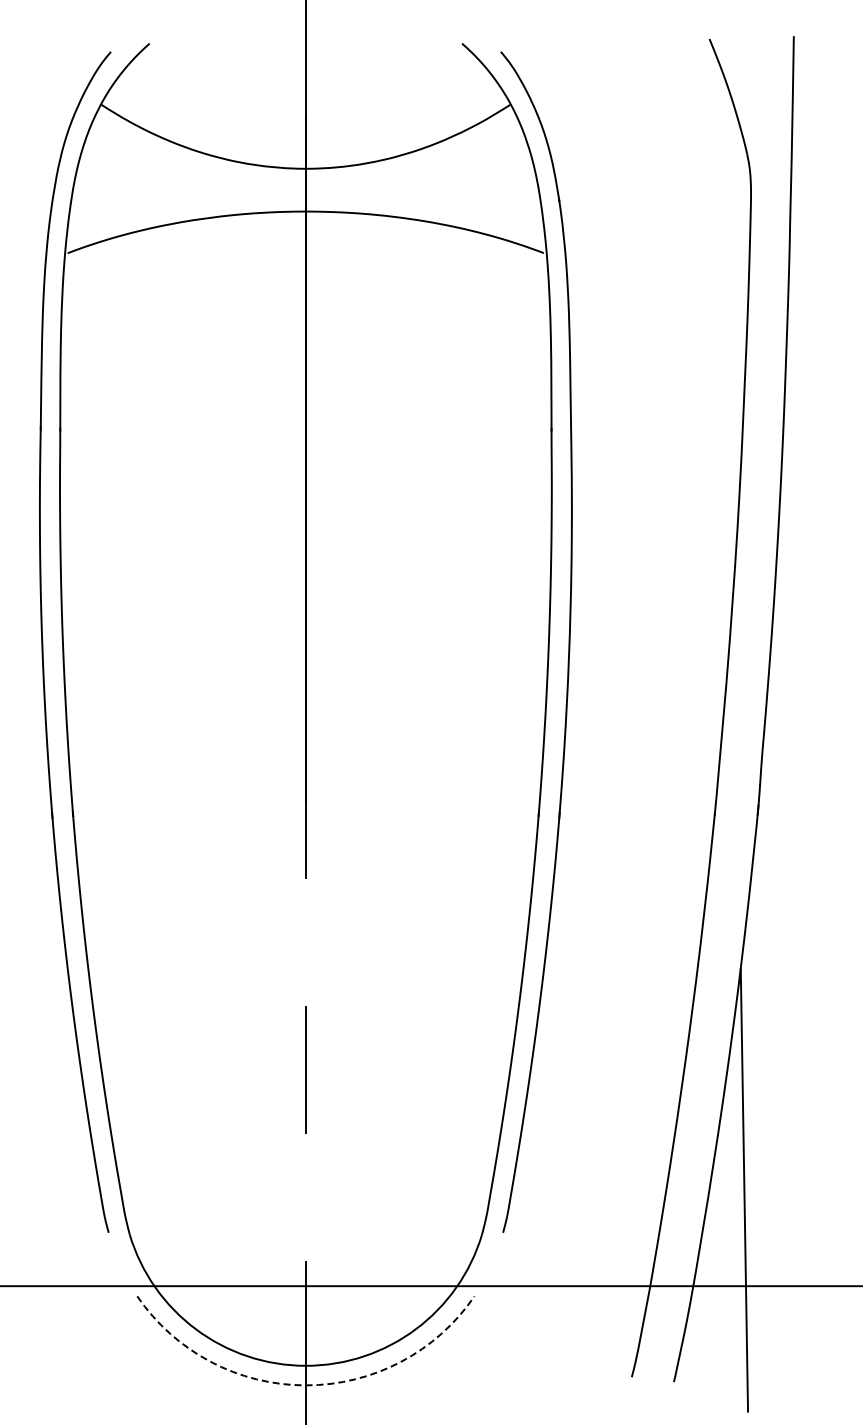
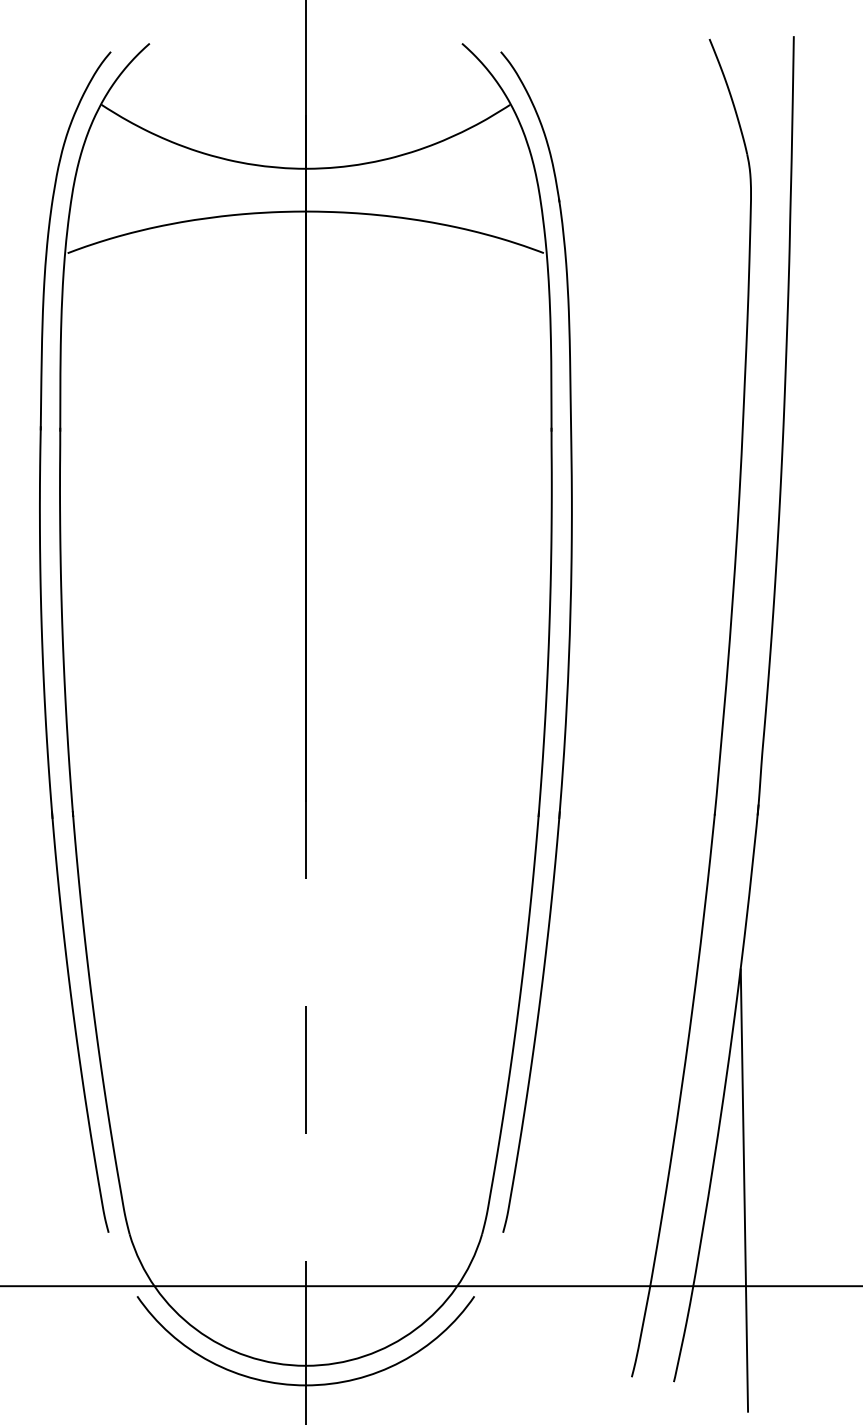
arc: dashed -> solid (305, 1385)
